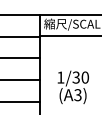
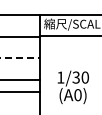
line: solid -> dashed (20, 58)
text: (A3) -> (A0) (77, 95)
line position: (20, 101) -> (20, 91) (20, 91)
